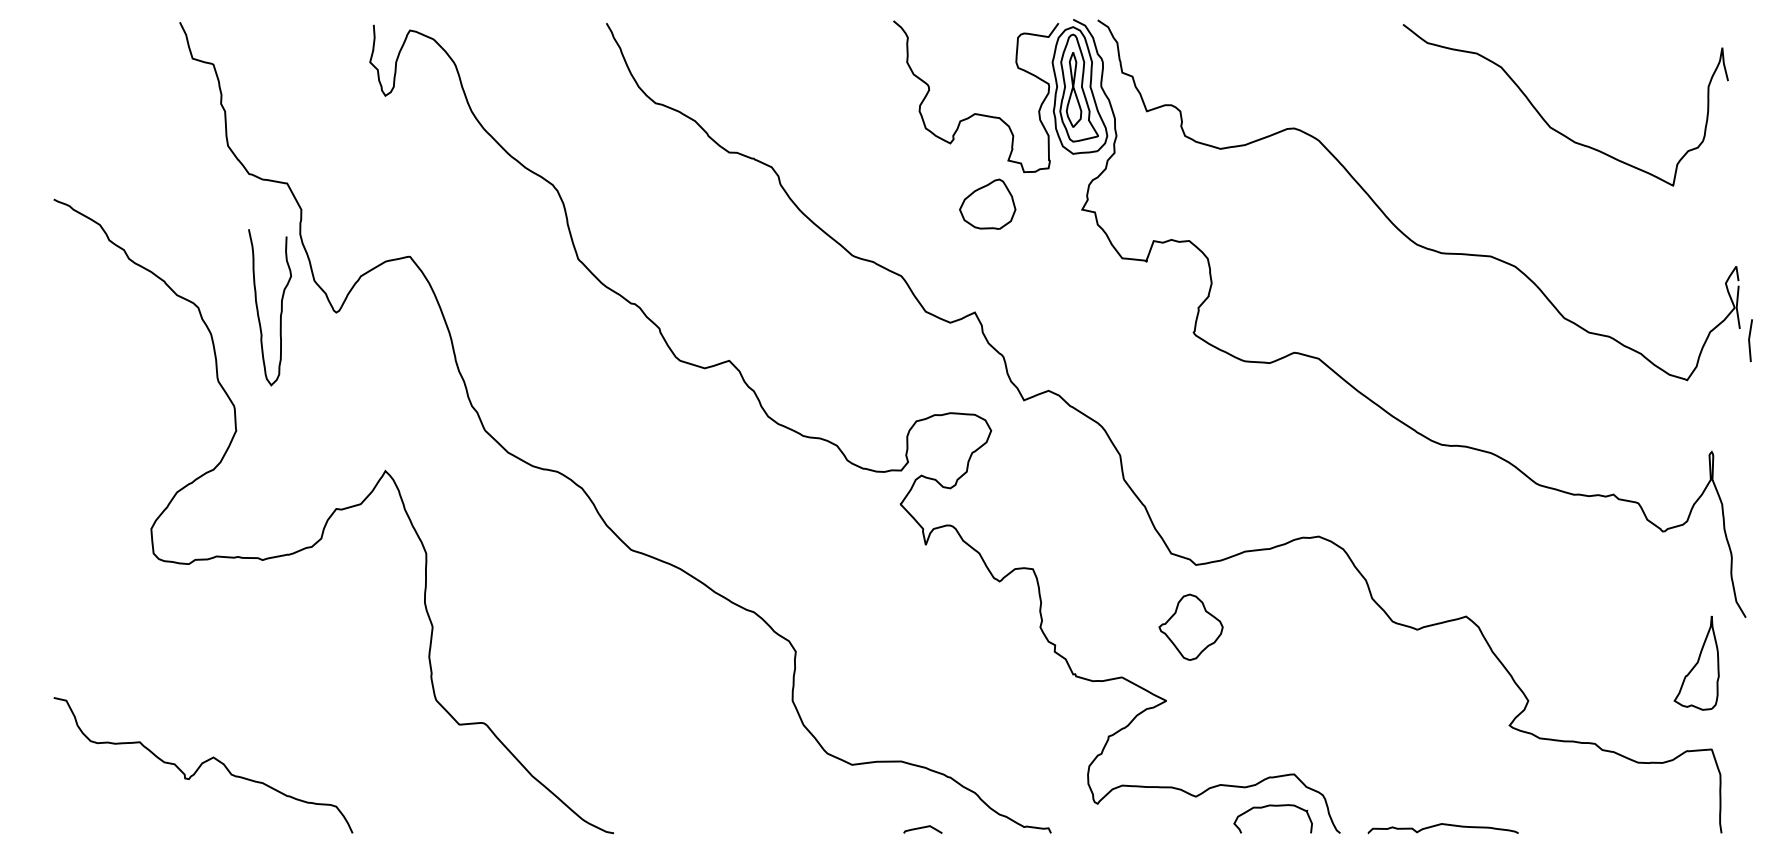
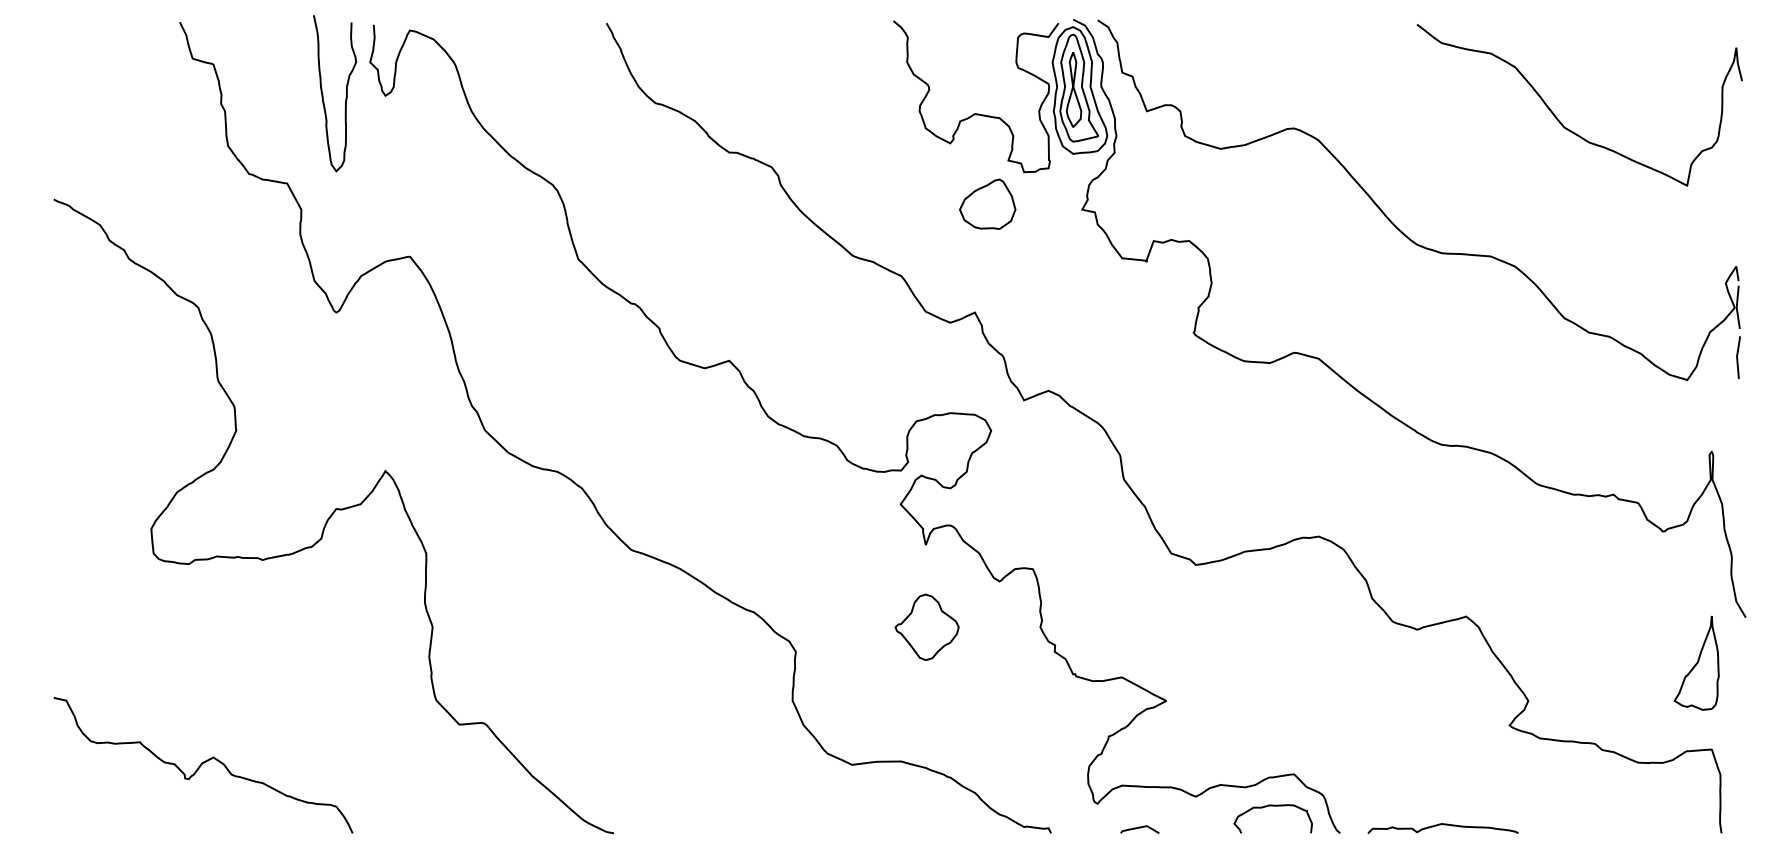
curve position: (1544, 118) -> (1558, 118) (1558, 118)
curve position: (258, 308) -> (323, 94) (323, 94)
line position: (1749, 340) -> (1737, 357) (1737, 357)
part position: (1190, 626) -> (926, 626) (926, 626)
curve position: (922, 828) -> (1139, 828) (1139, 828)
